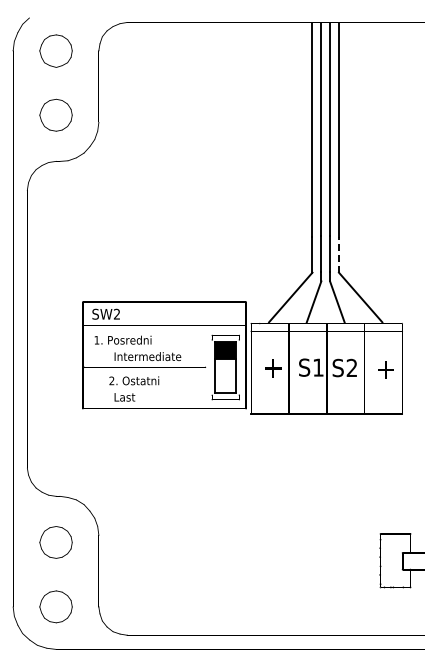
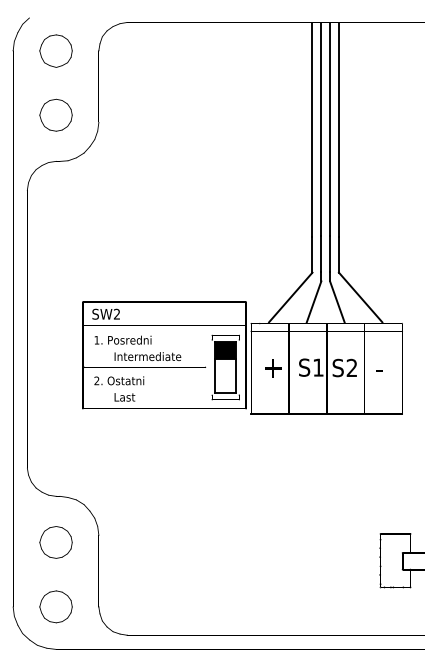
line: dashed -> solid (338, 254)
text: + -> - (384, 369)
text position: (134, 380) -> (119, 380) (119, 380)
